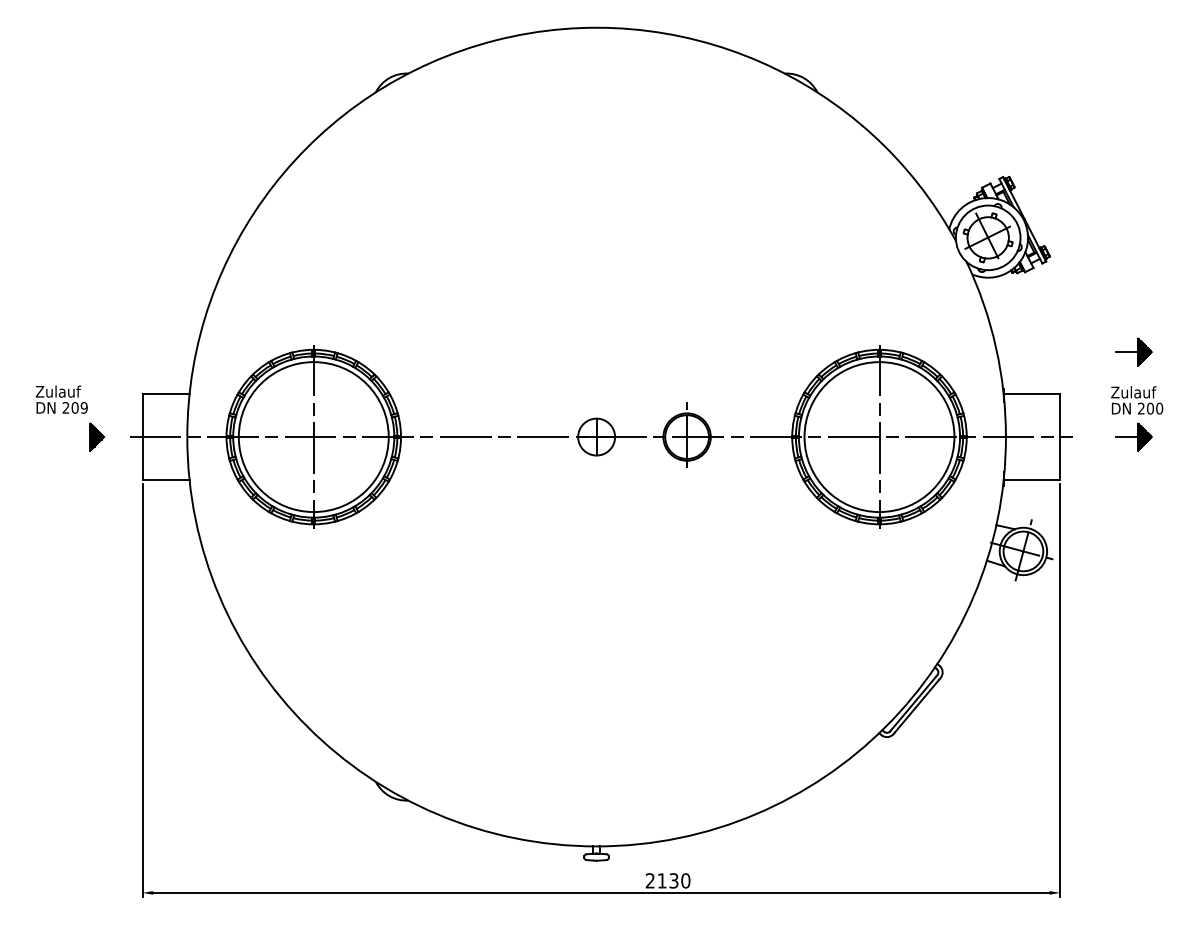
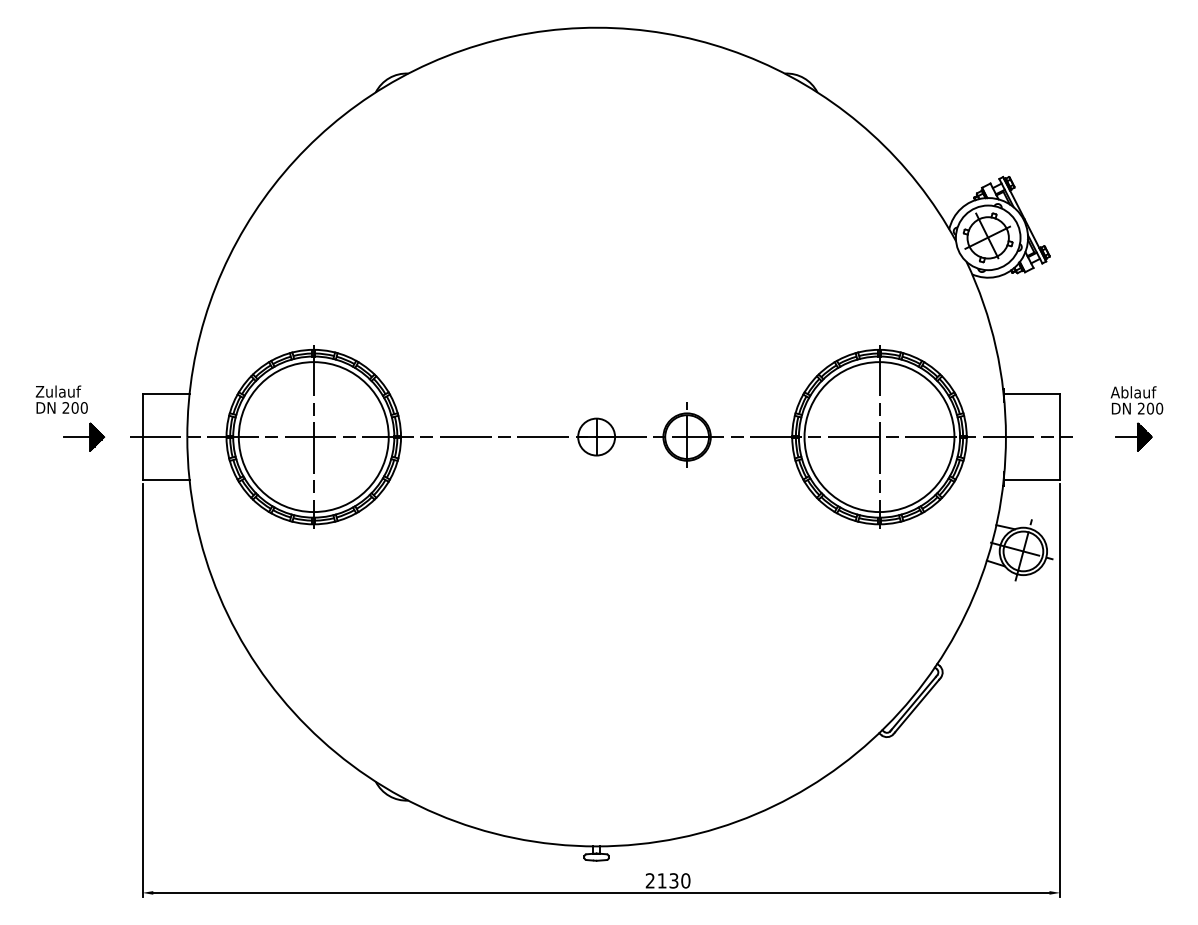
part: present -> none (1133, 351)
text: Zulauf -> Ablauf (1119, 392)
text: 209 -> 200 (83, 407)
line: none -> present (77, 437)
